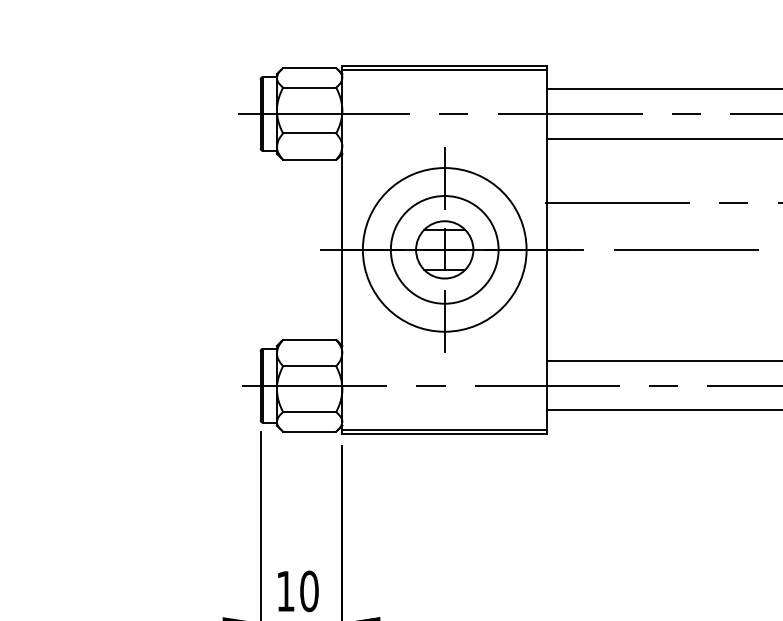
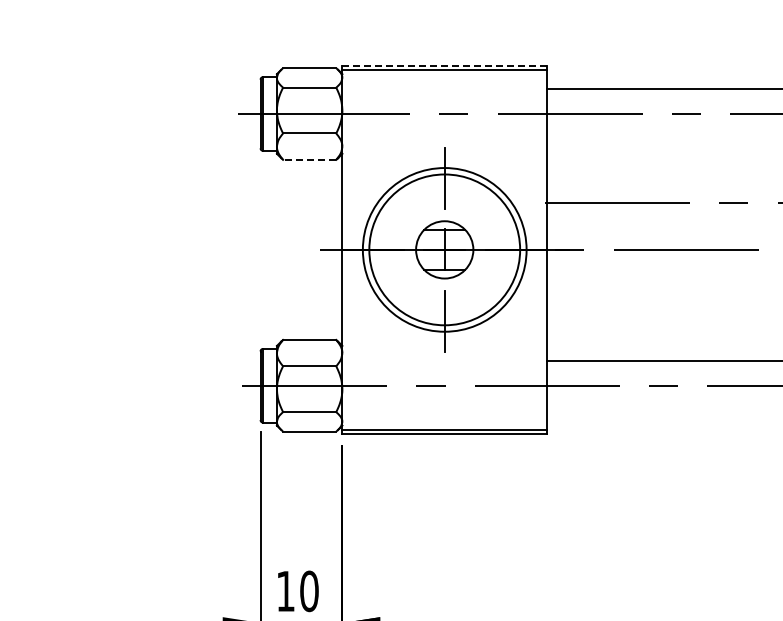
line: solid -> dashed (445, 65)
line: present -> none (663, 138)
line: solid -> dashed (309, 159)
circle diameter: 108 px -> 151 px (444, 249)
line: present -> none (663, 410)
